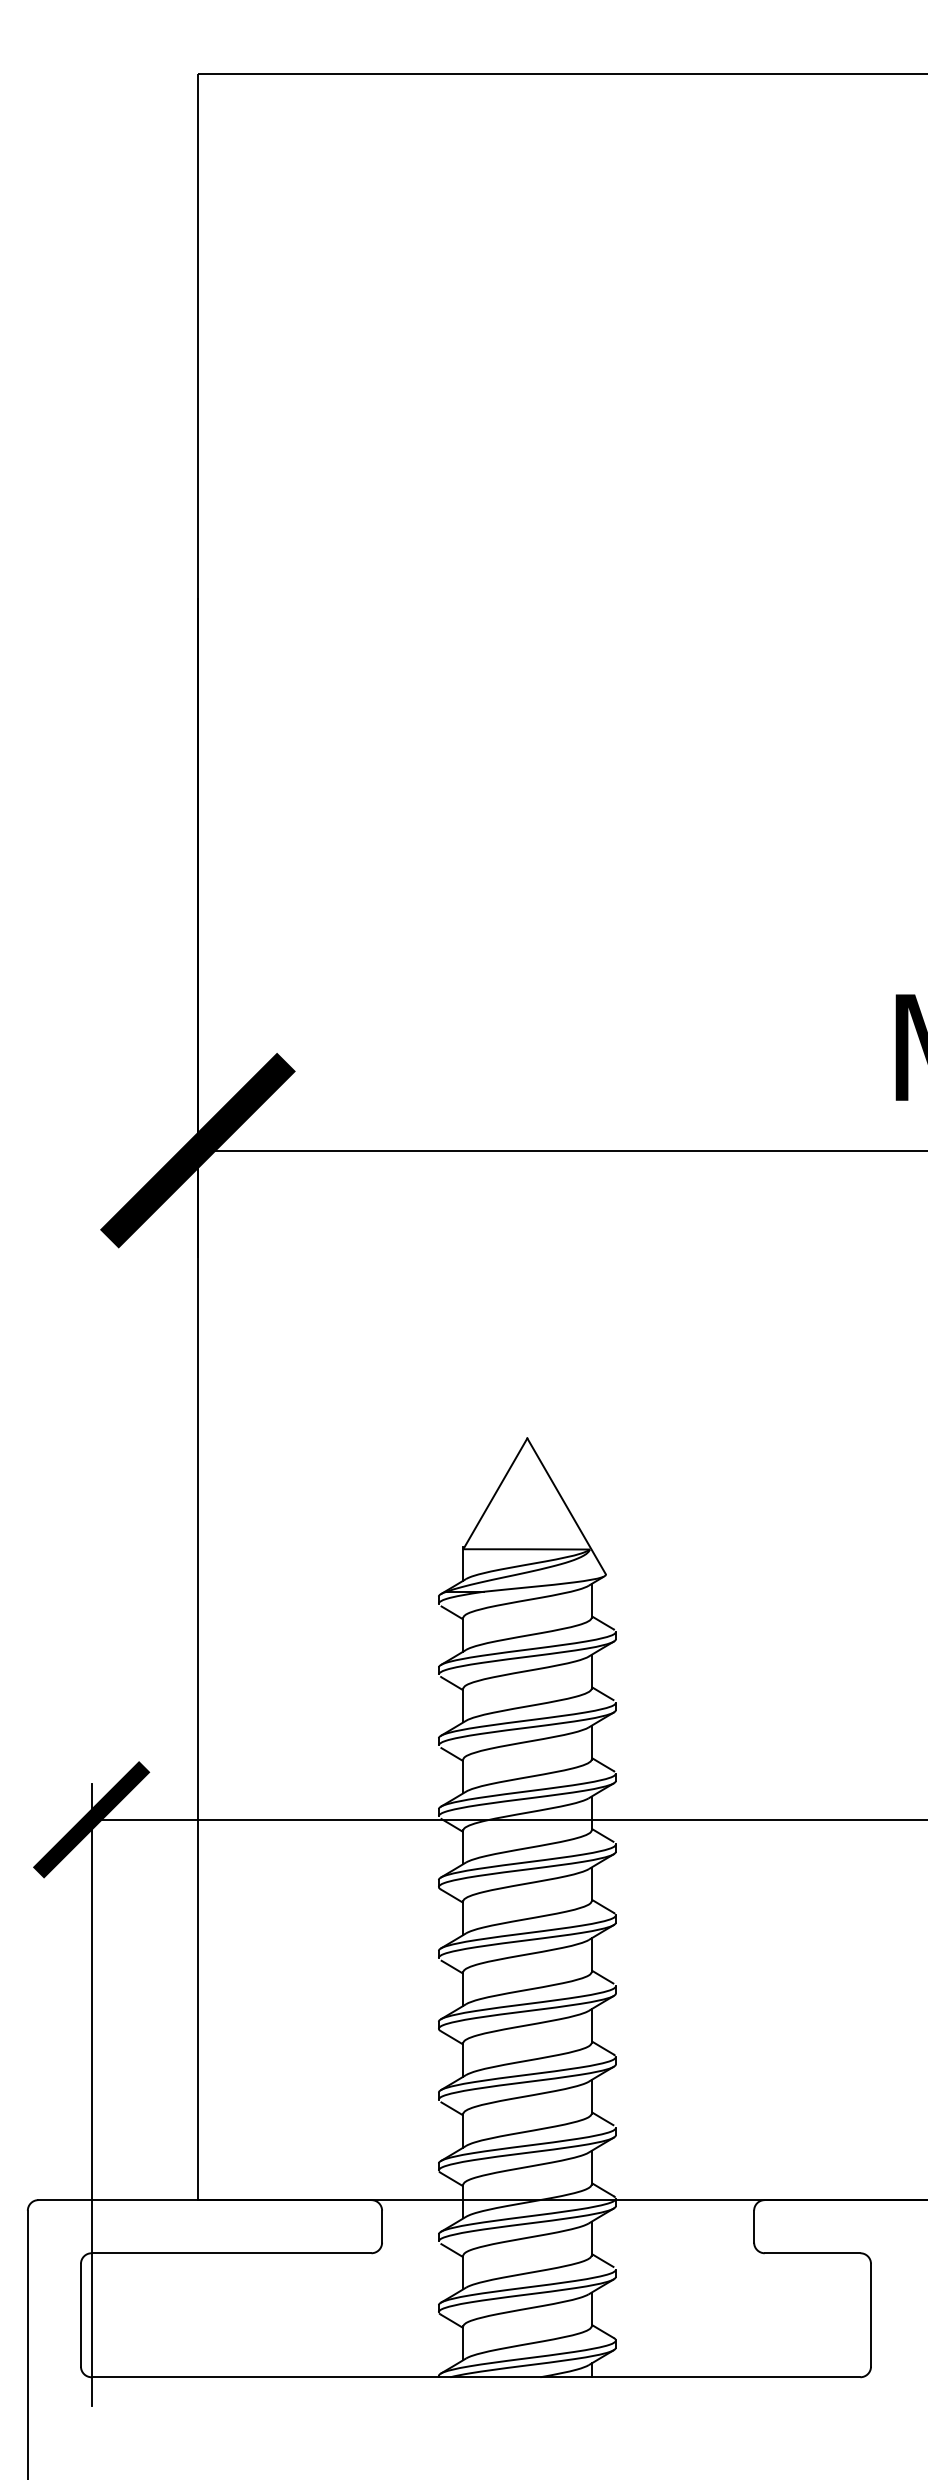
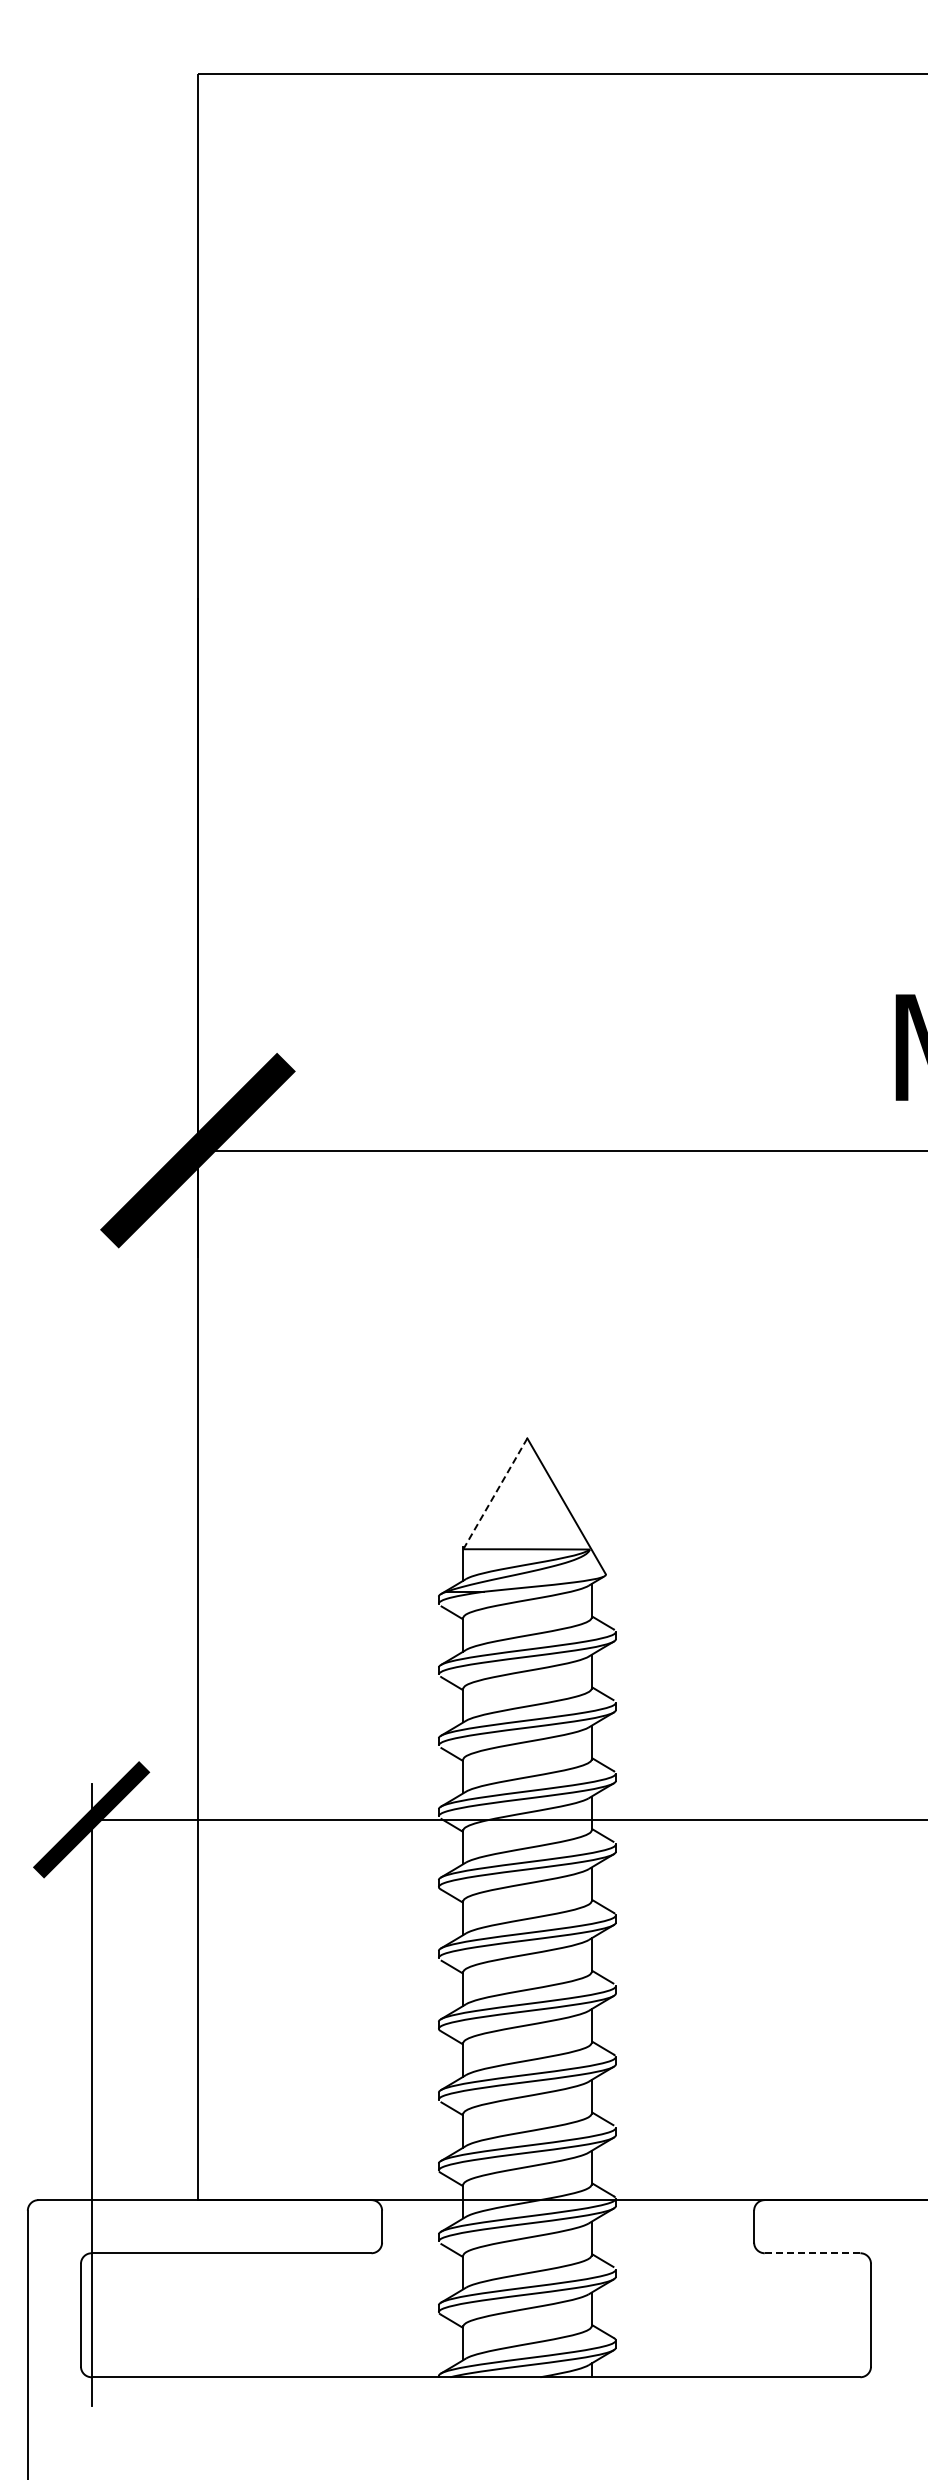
line: solid -> dashed (495, 1493)
line: solid -> dashed (812, 2253)
